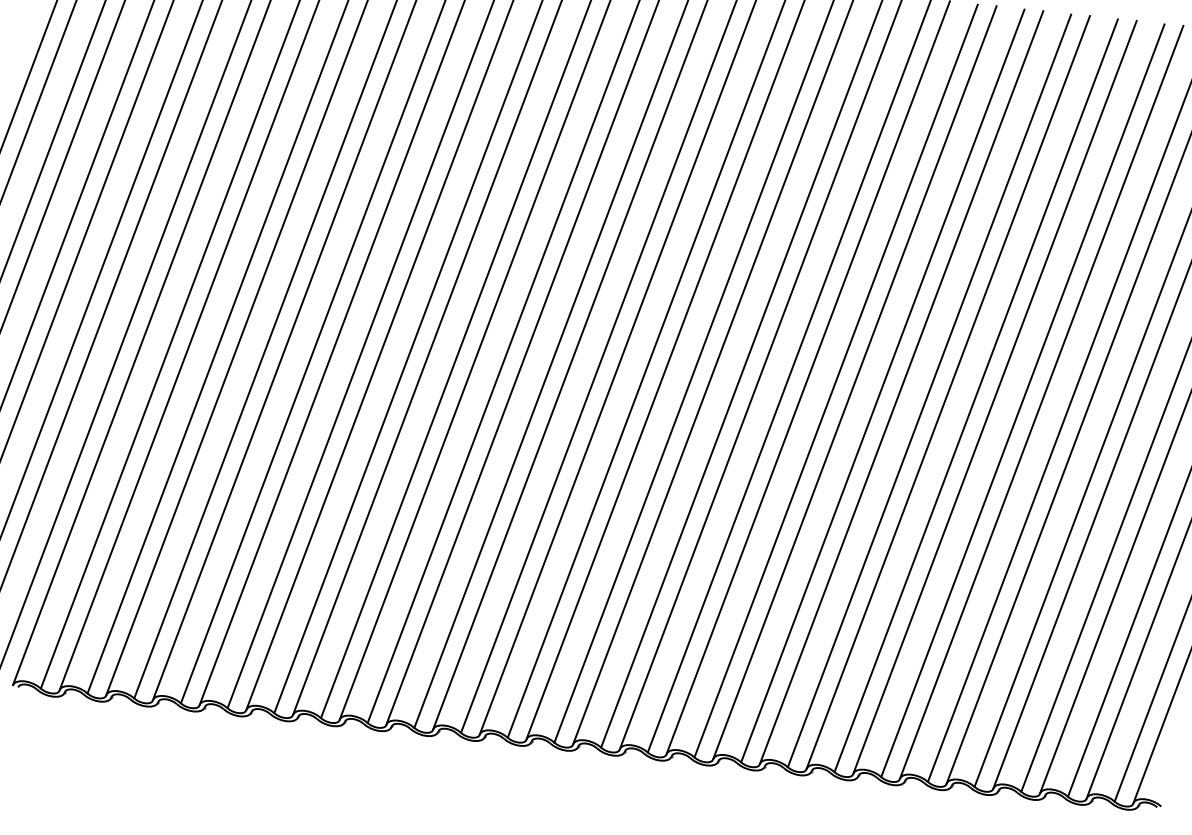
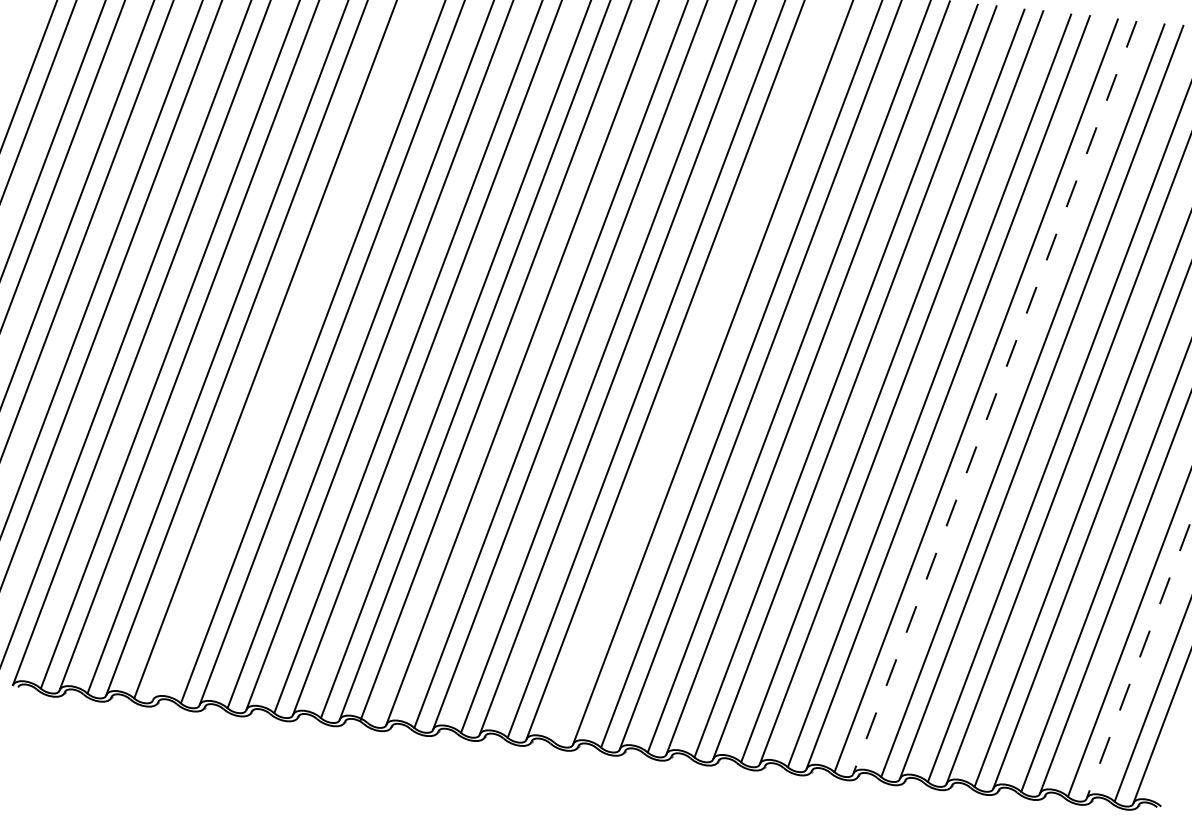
line: present -> none (284, 350)
line position: (503, 362) -> (495, 361) (495, 361)
line: present -> none (693, 372)
line: solid -> dashed (994, 397)
line: solid -> dashed (1139, 658)
